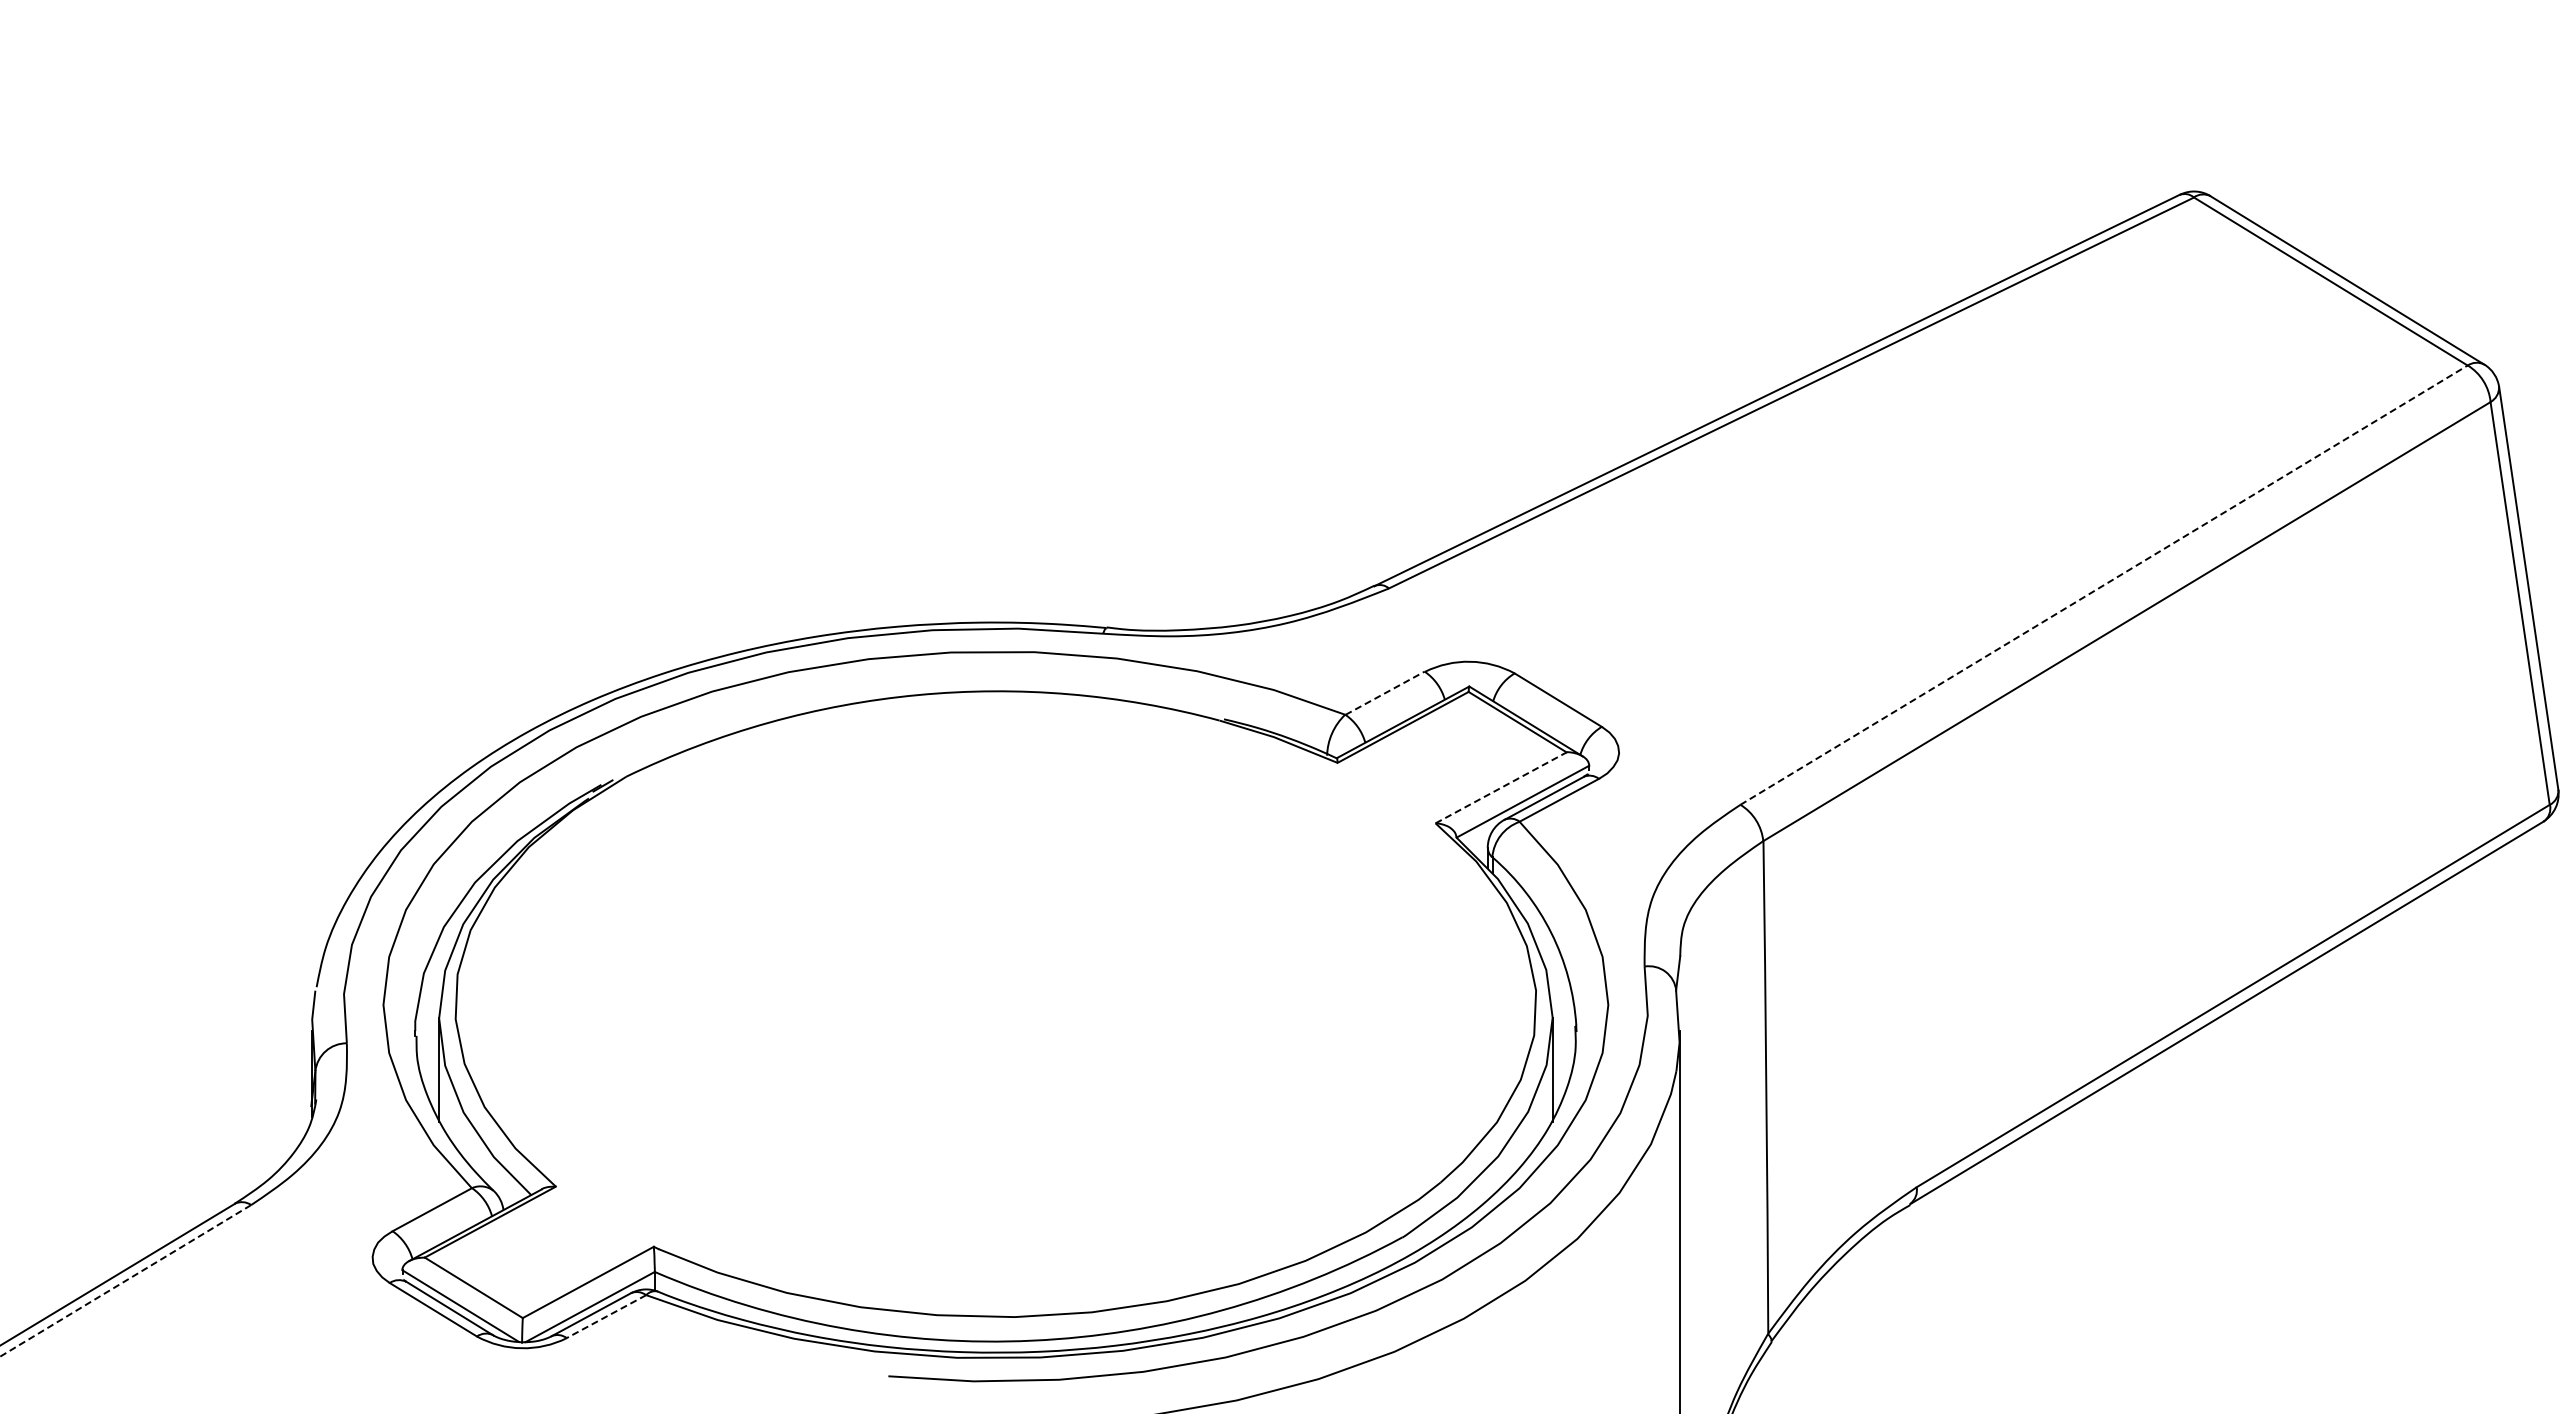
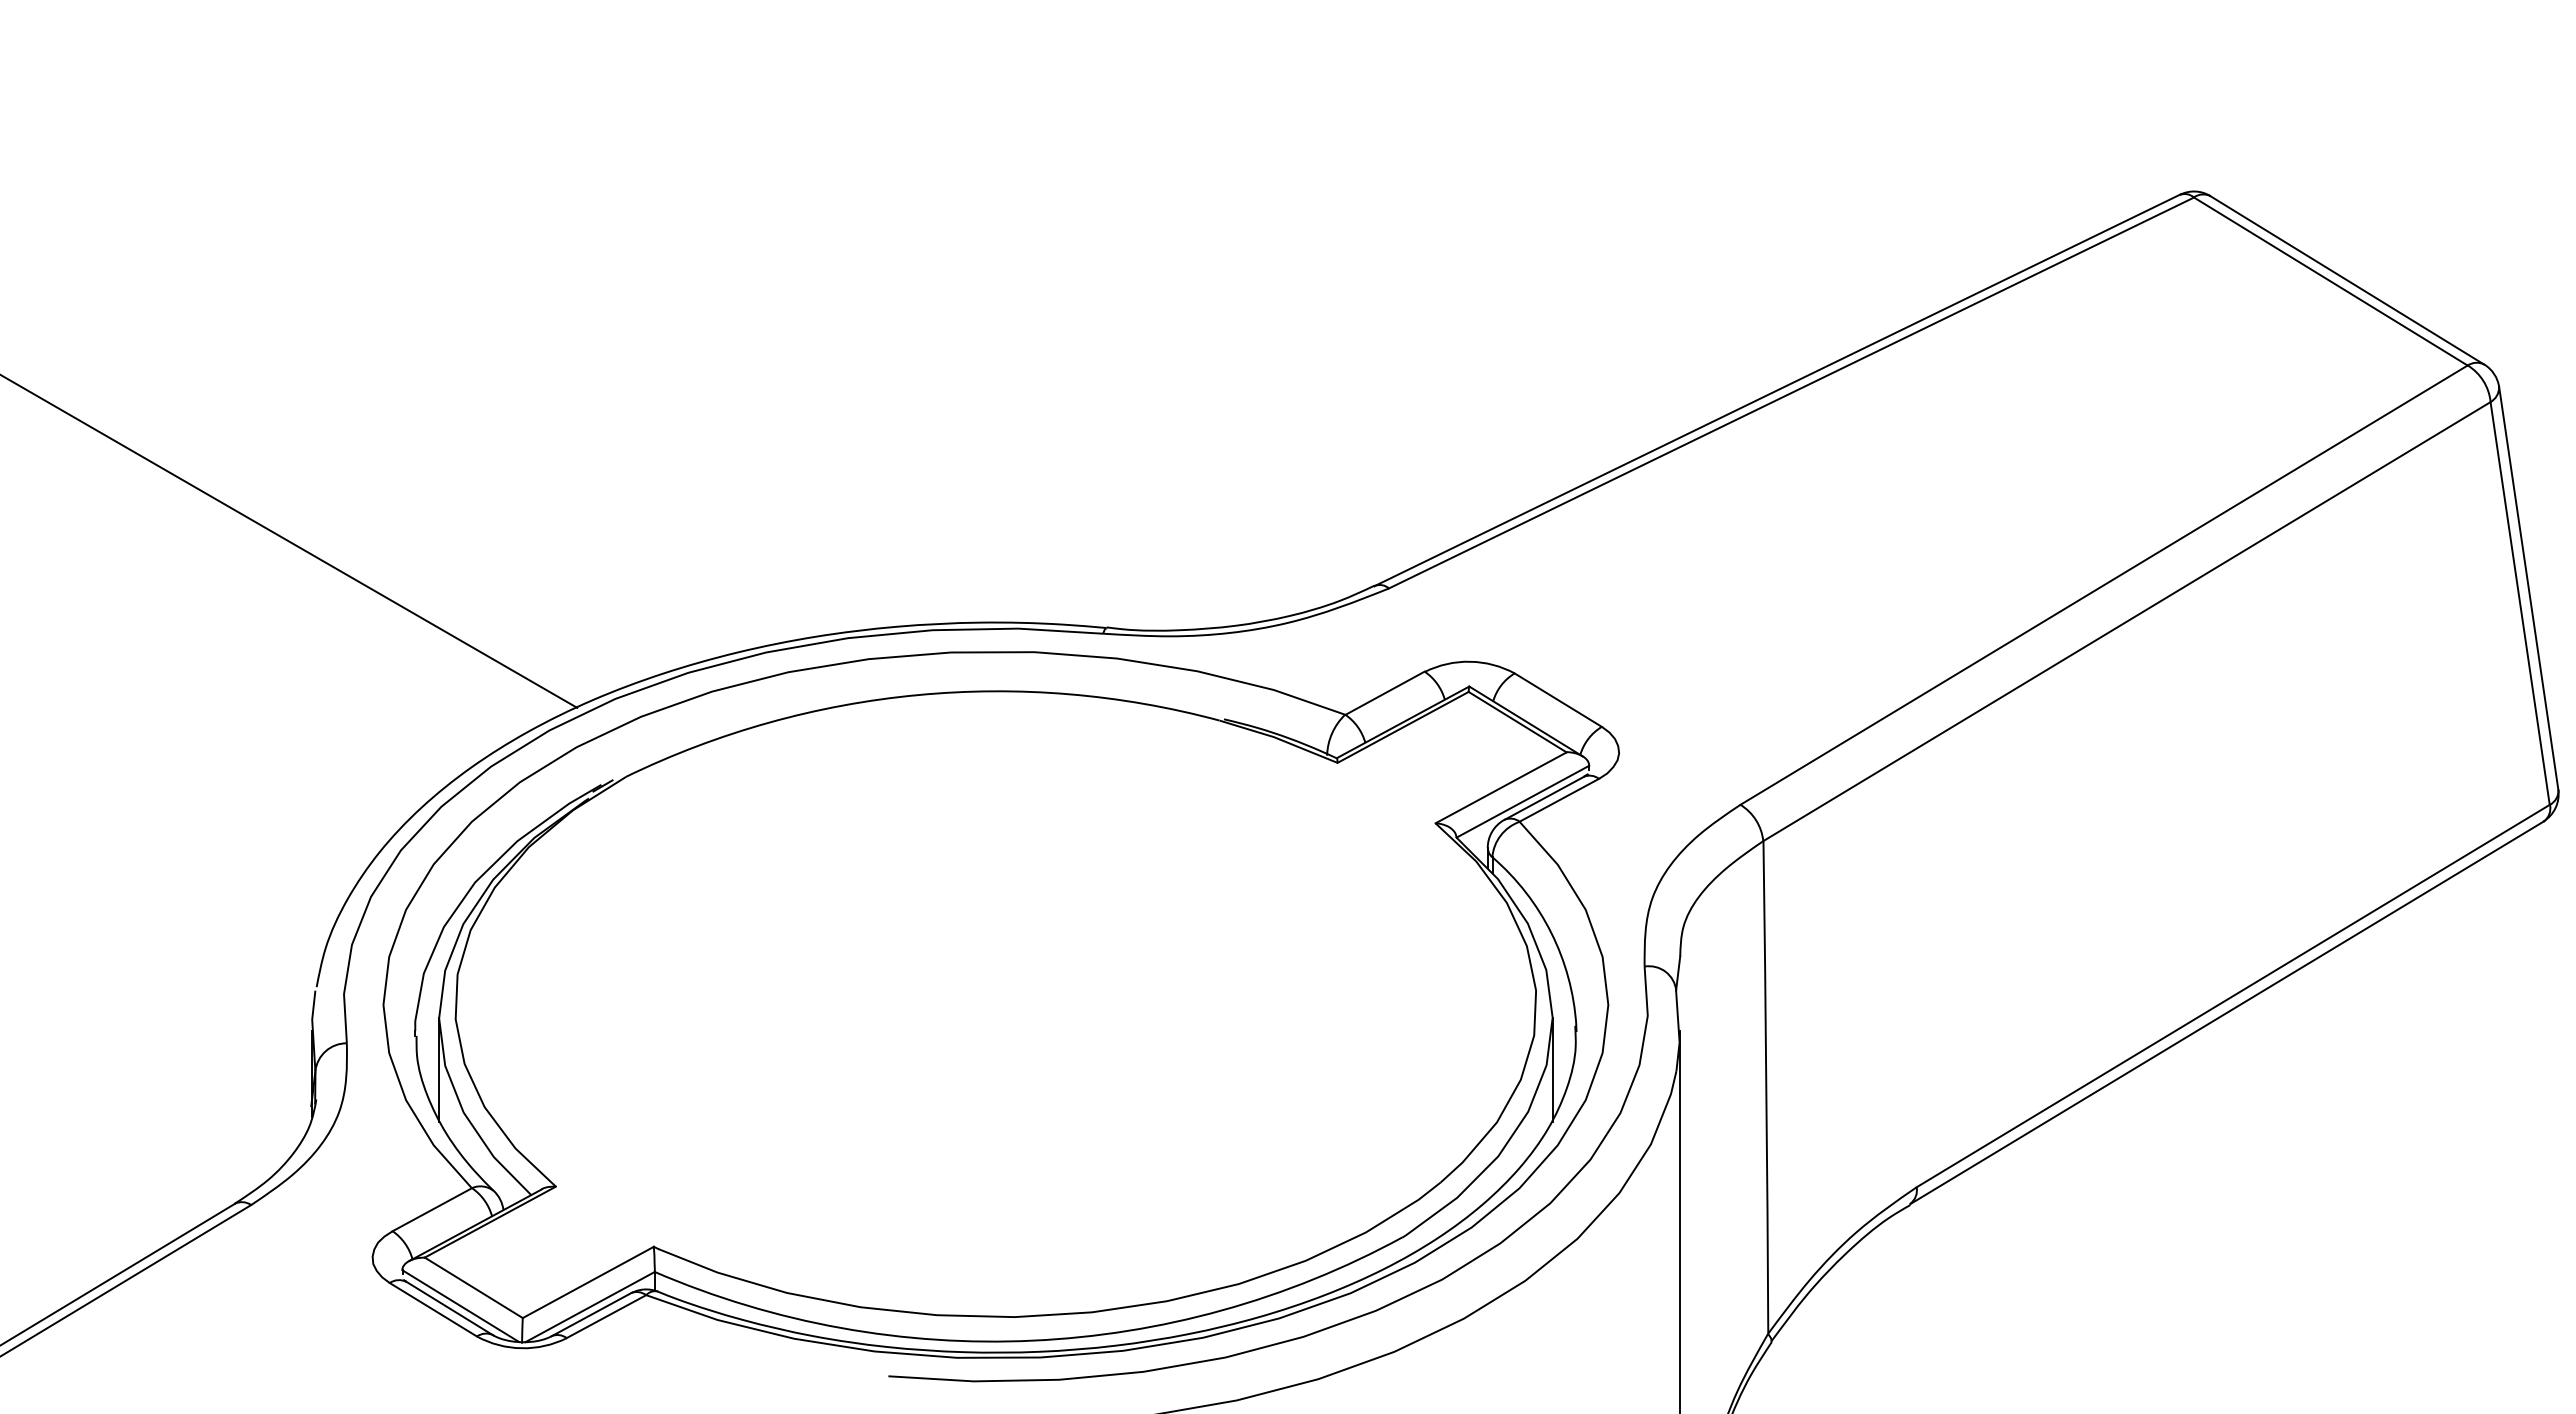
line: none -> present (289, 541)
line: dashed -> solid (2104, 585)
line: dashed -> solid (1385, 692)
line: dashed -> solid (1501, 787)
line: dashed -> solid (125, 1281)
line: dashed -> solid (606, 1316)
